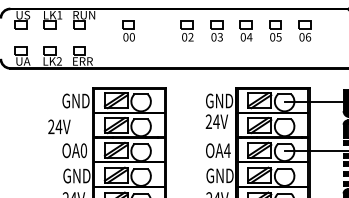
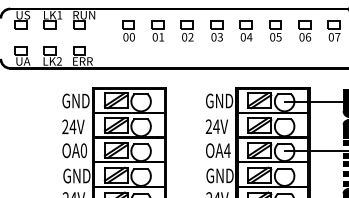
part: none -> present (157, 30)
part: none -> present (333, 30)
text position: (216, 121) -> (216, 126) (216, 126)
text position: (59, 126) -> (73, 126) (73, 126)
